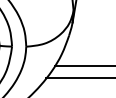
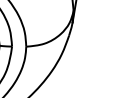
line: present -> none (83, 65)
line: present -> none (78, 78)
